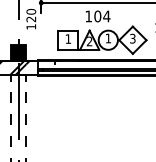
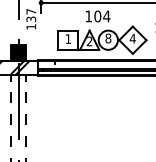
text: 120 -> 137 (31, 15)
text: 1 -> 8 (108, 38)
text: 3 -> 4 (132, 38)
